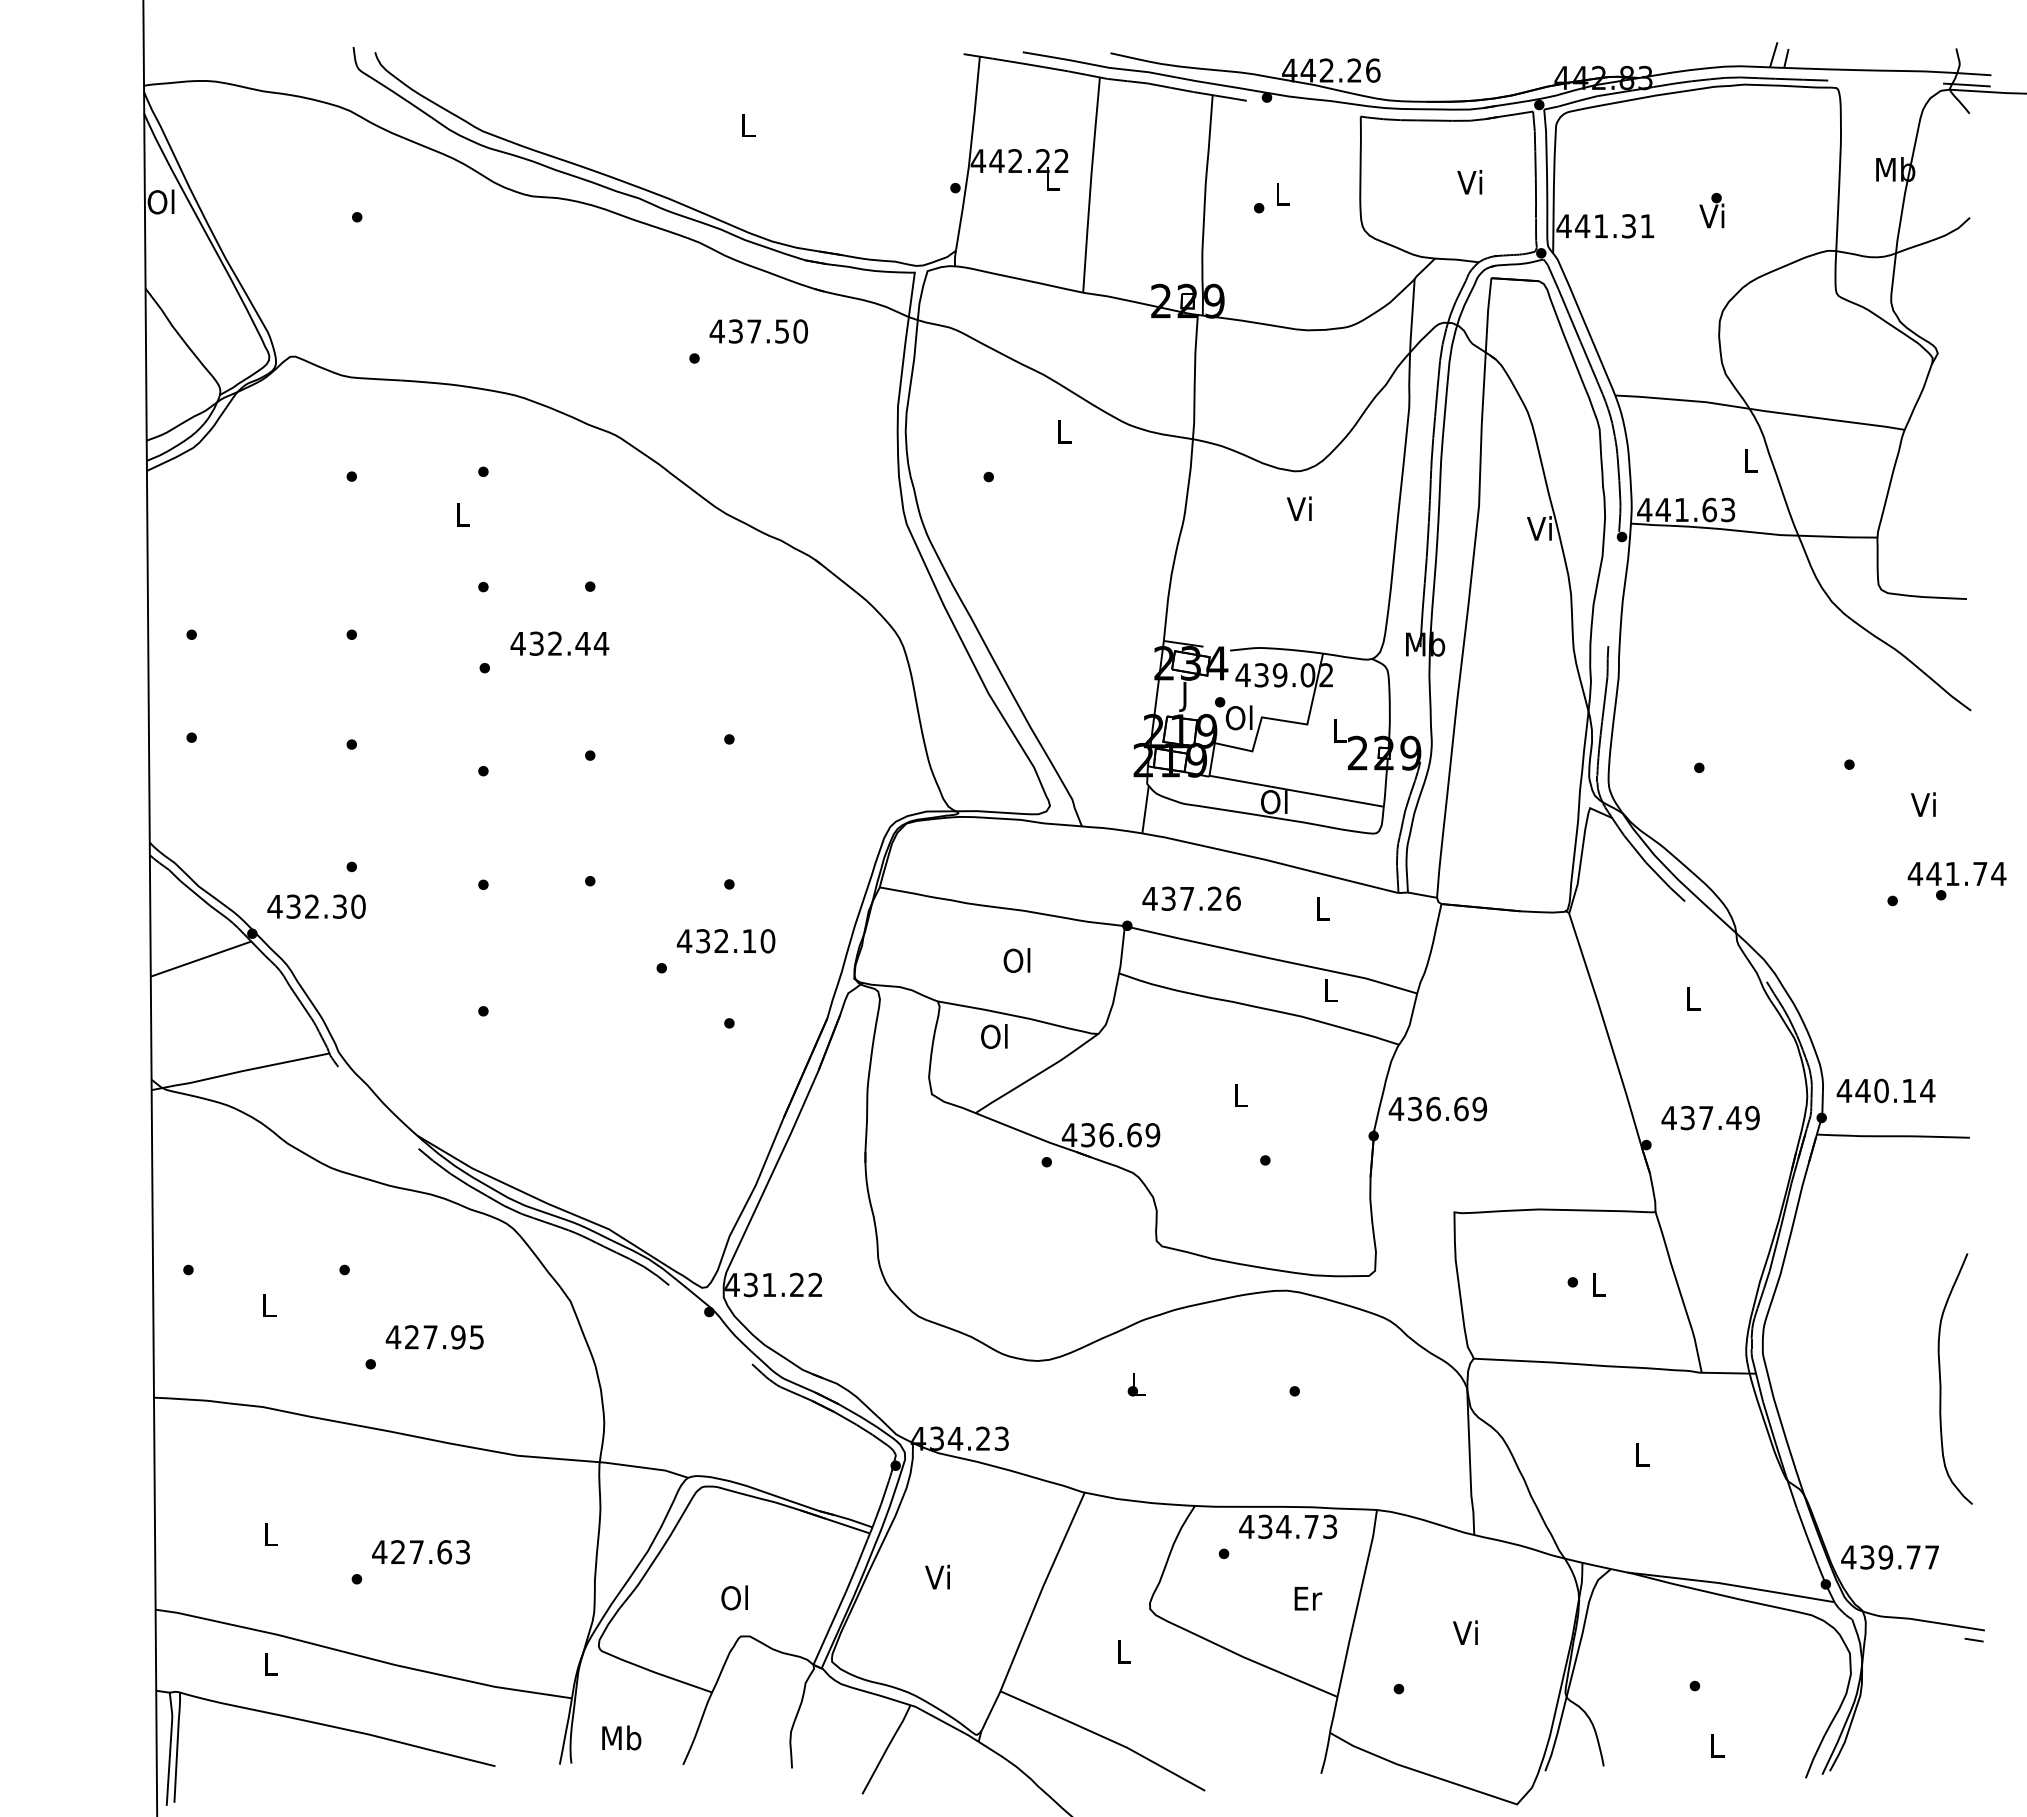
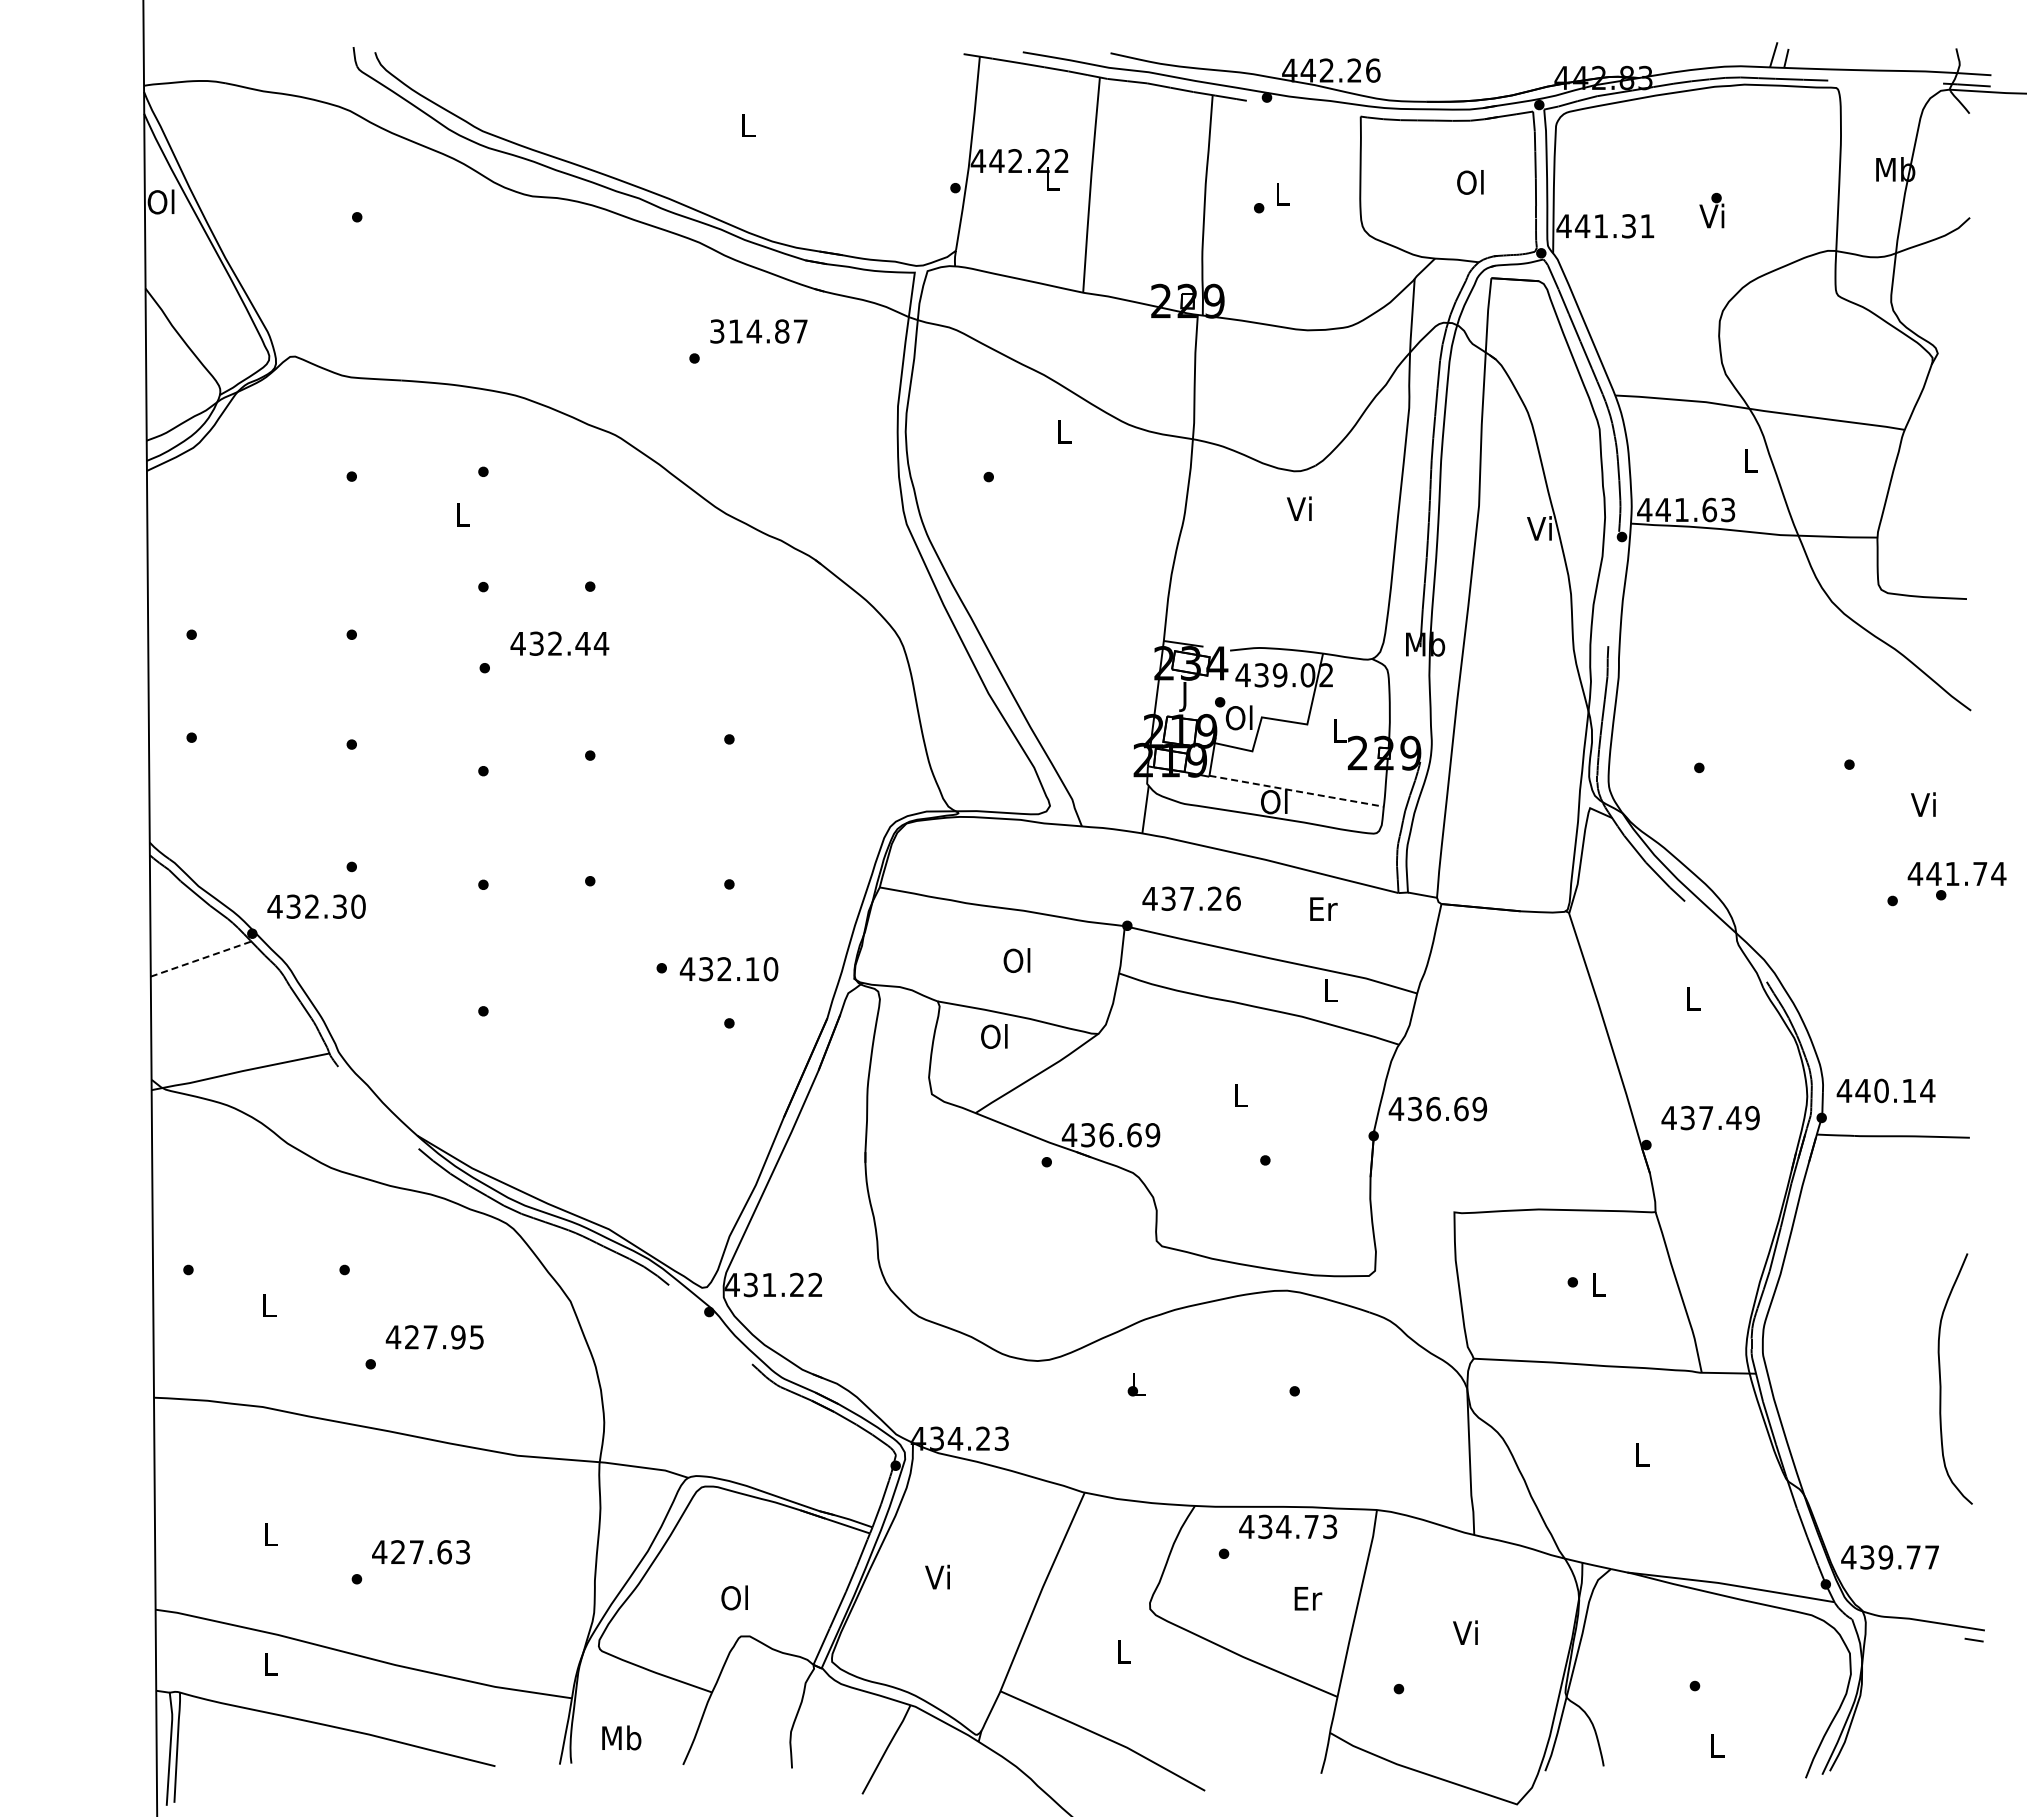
text: Vi -> Ol (1470, 182)
text: 437.50 -> 314.87 (758, 331)
line: solid -> dashed (1296, 791)
text: L -> Er (1323, 908)
text position: (725, 941) -> (728, 969) (728, 969)
line: solid -> dashed (200, 959)
